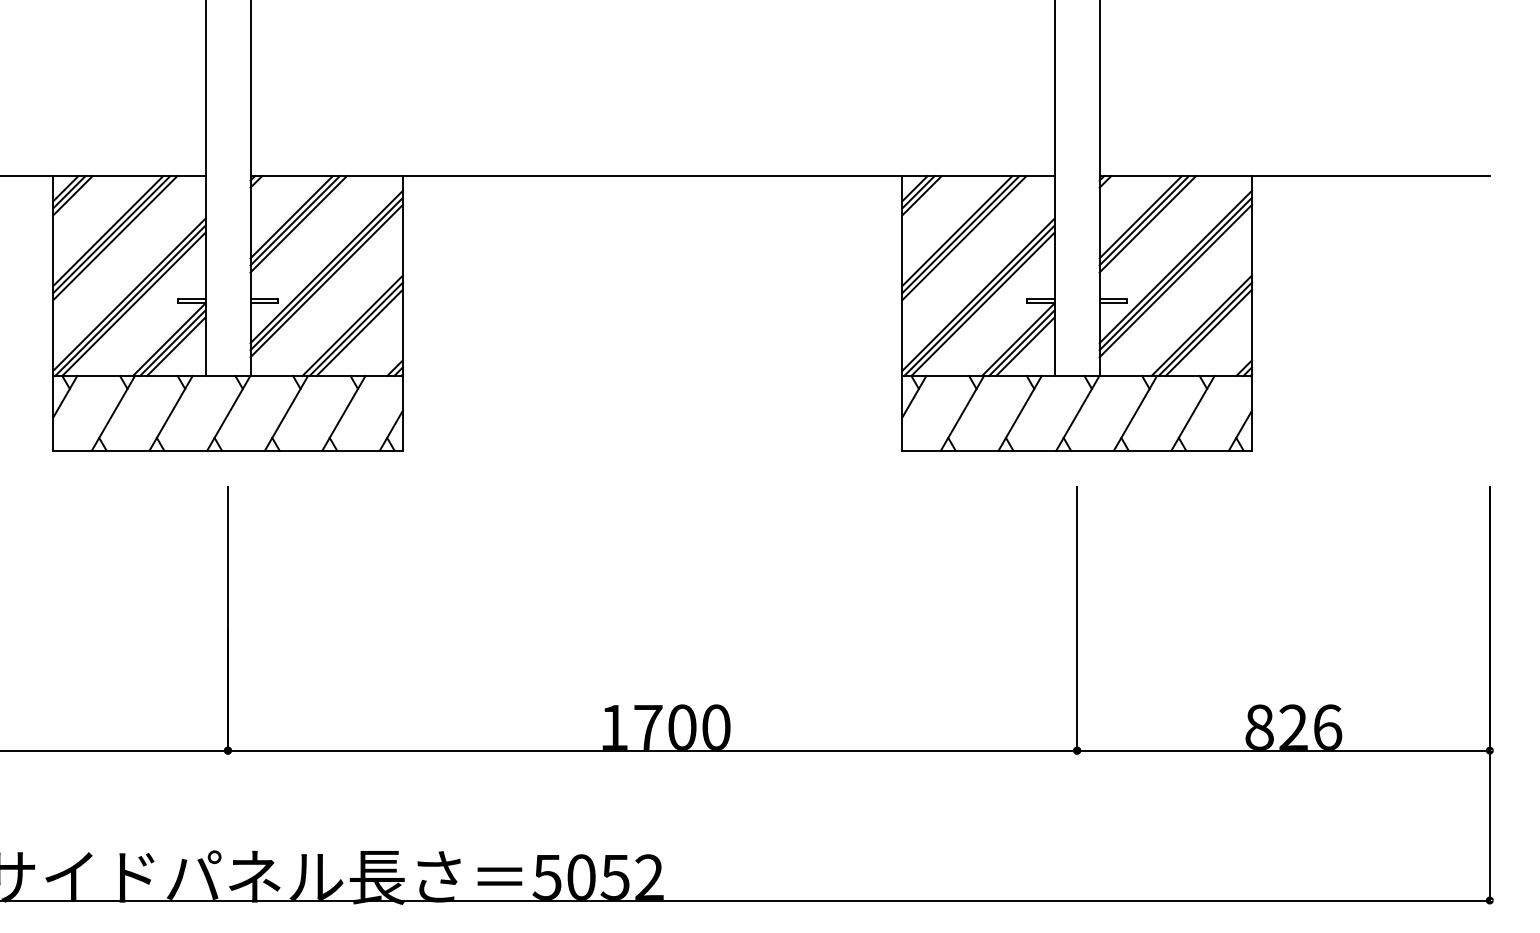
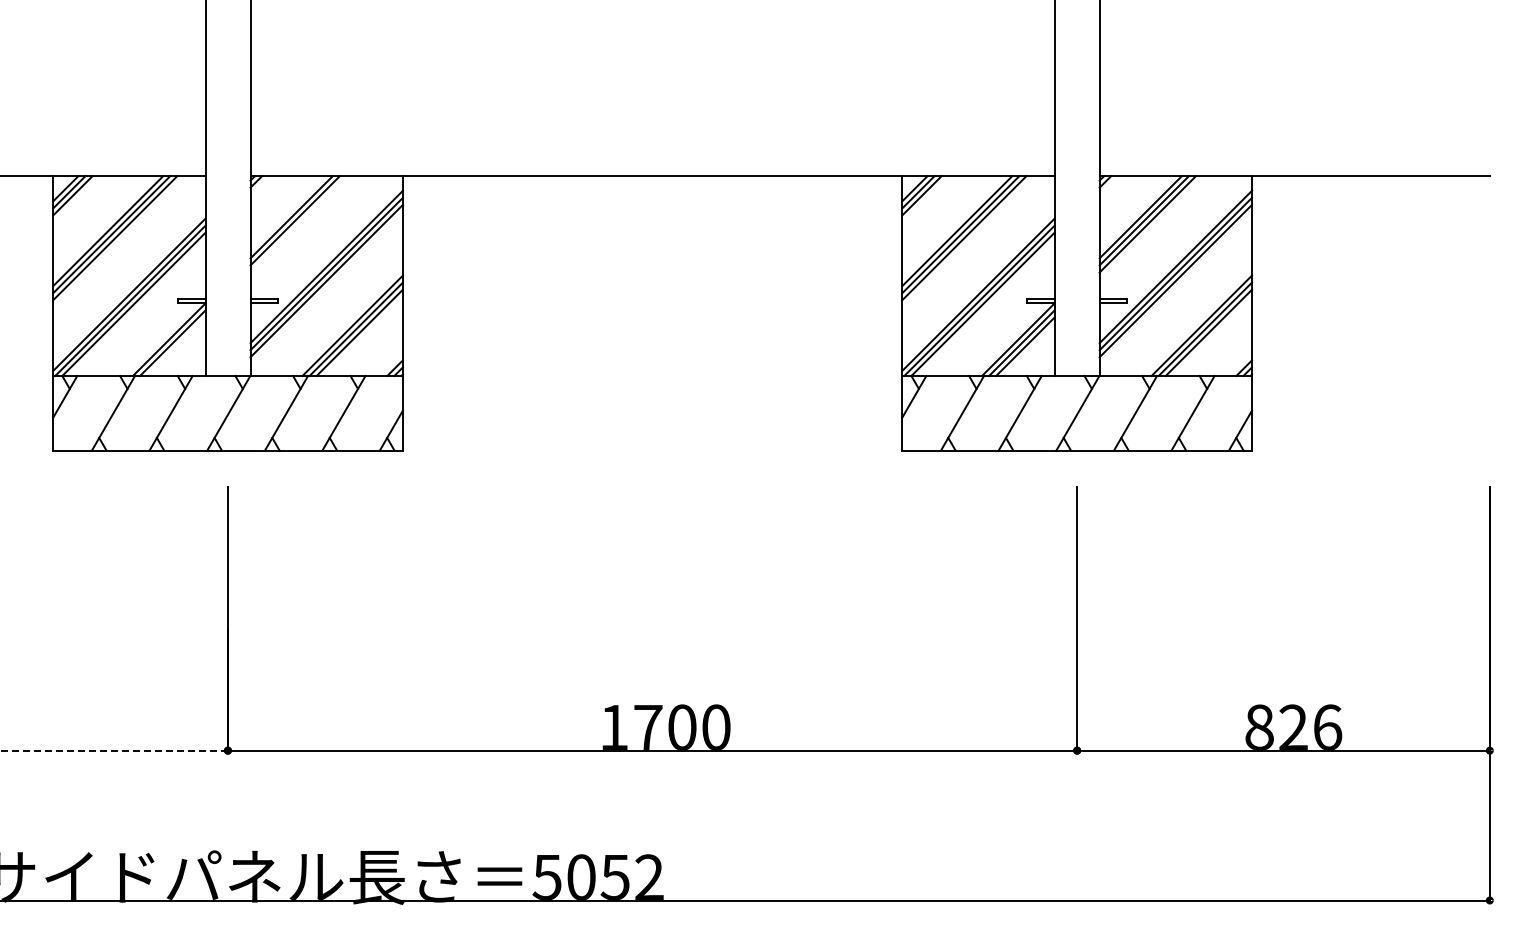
line: present -> none (298, 224)
line: present -> none (176, 346)
line: solid -> dashed (114, 750)
